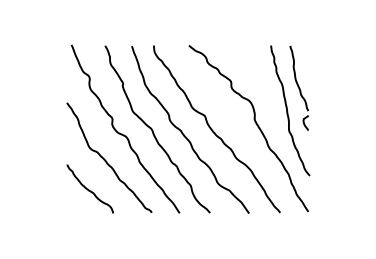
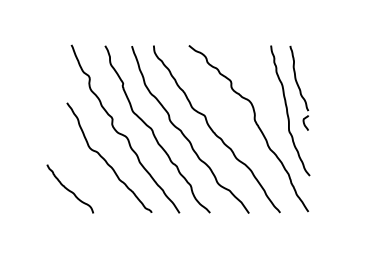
curve position: (89, 189) -> (69, 189) (69, 189)
